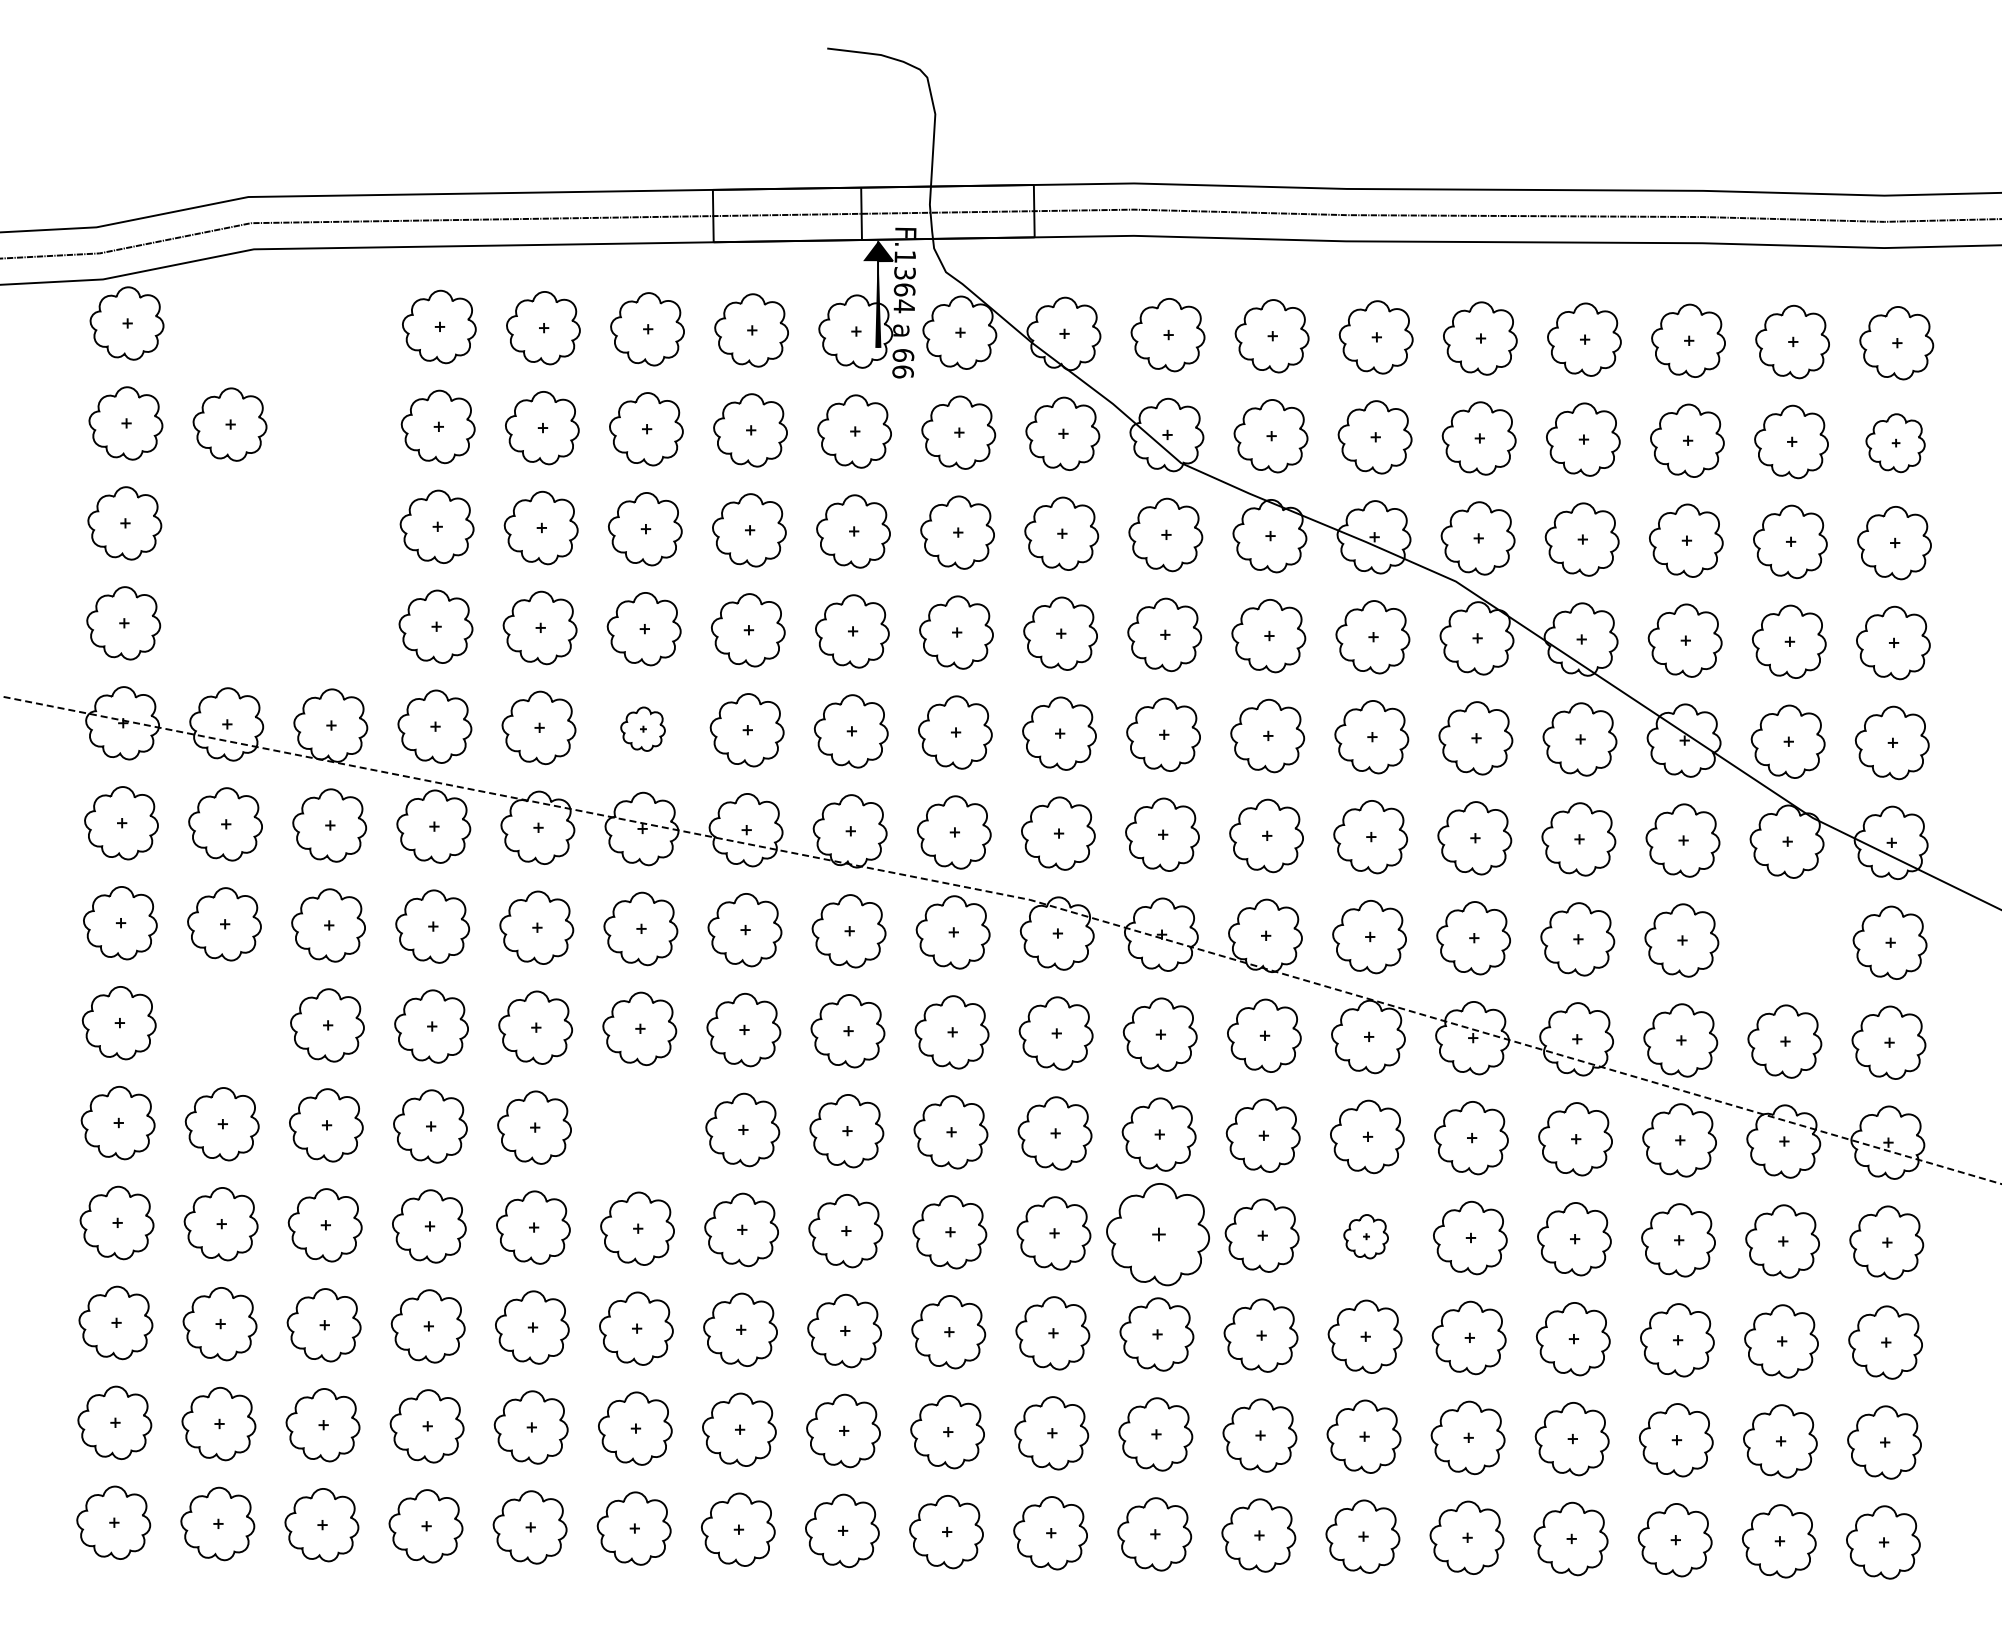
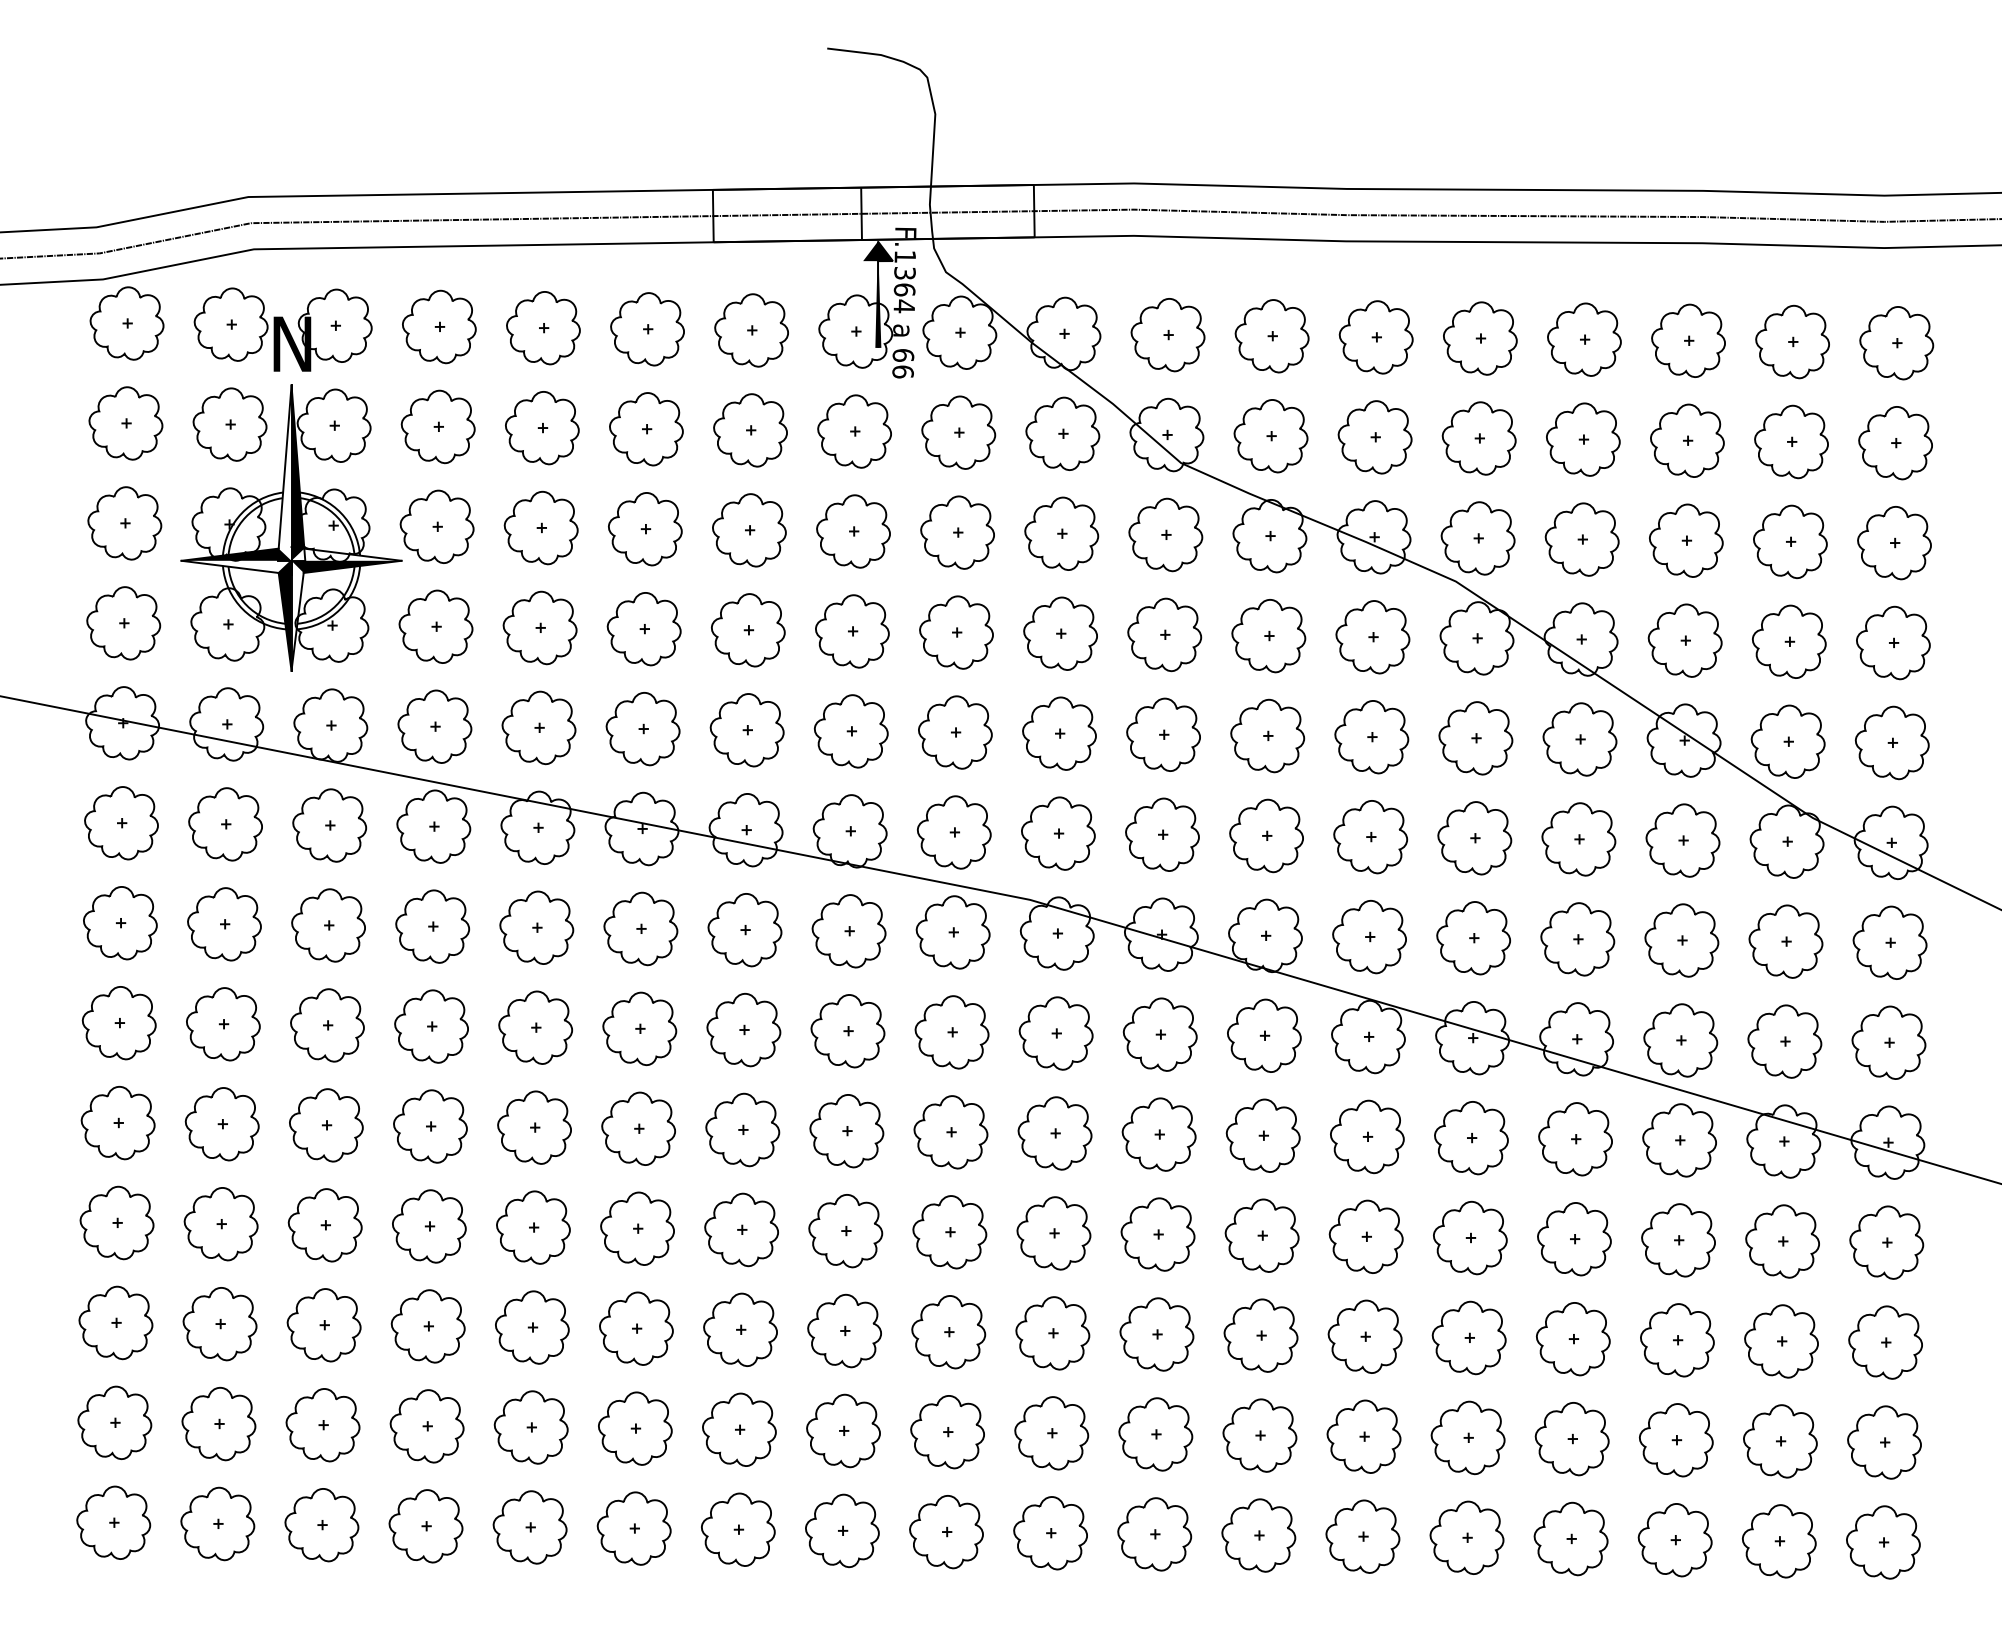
part size: 61x61 px -> 75x75 px (1895, 443)
part: none -> present (291, 479)
part size: 46x46 px -> 76x75 px (642, 729)
line: dashed -> solid (1012, 896)
part: none -> present (1785, 941)
part: none -> present (223, 1024)
part: none -> present (638, 1128)
part size: 104x104 px -> 76x75 px (1157, 1234)
part size: 46x46 px -> 76x75 px (1365, 1236)
